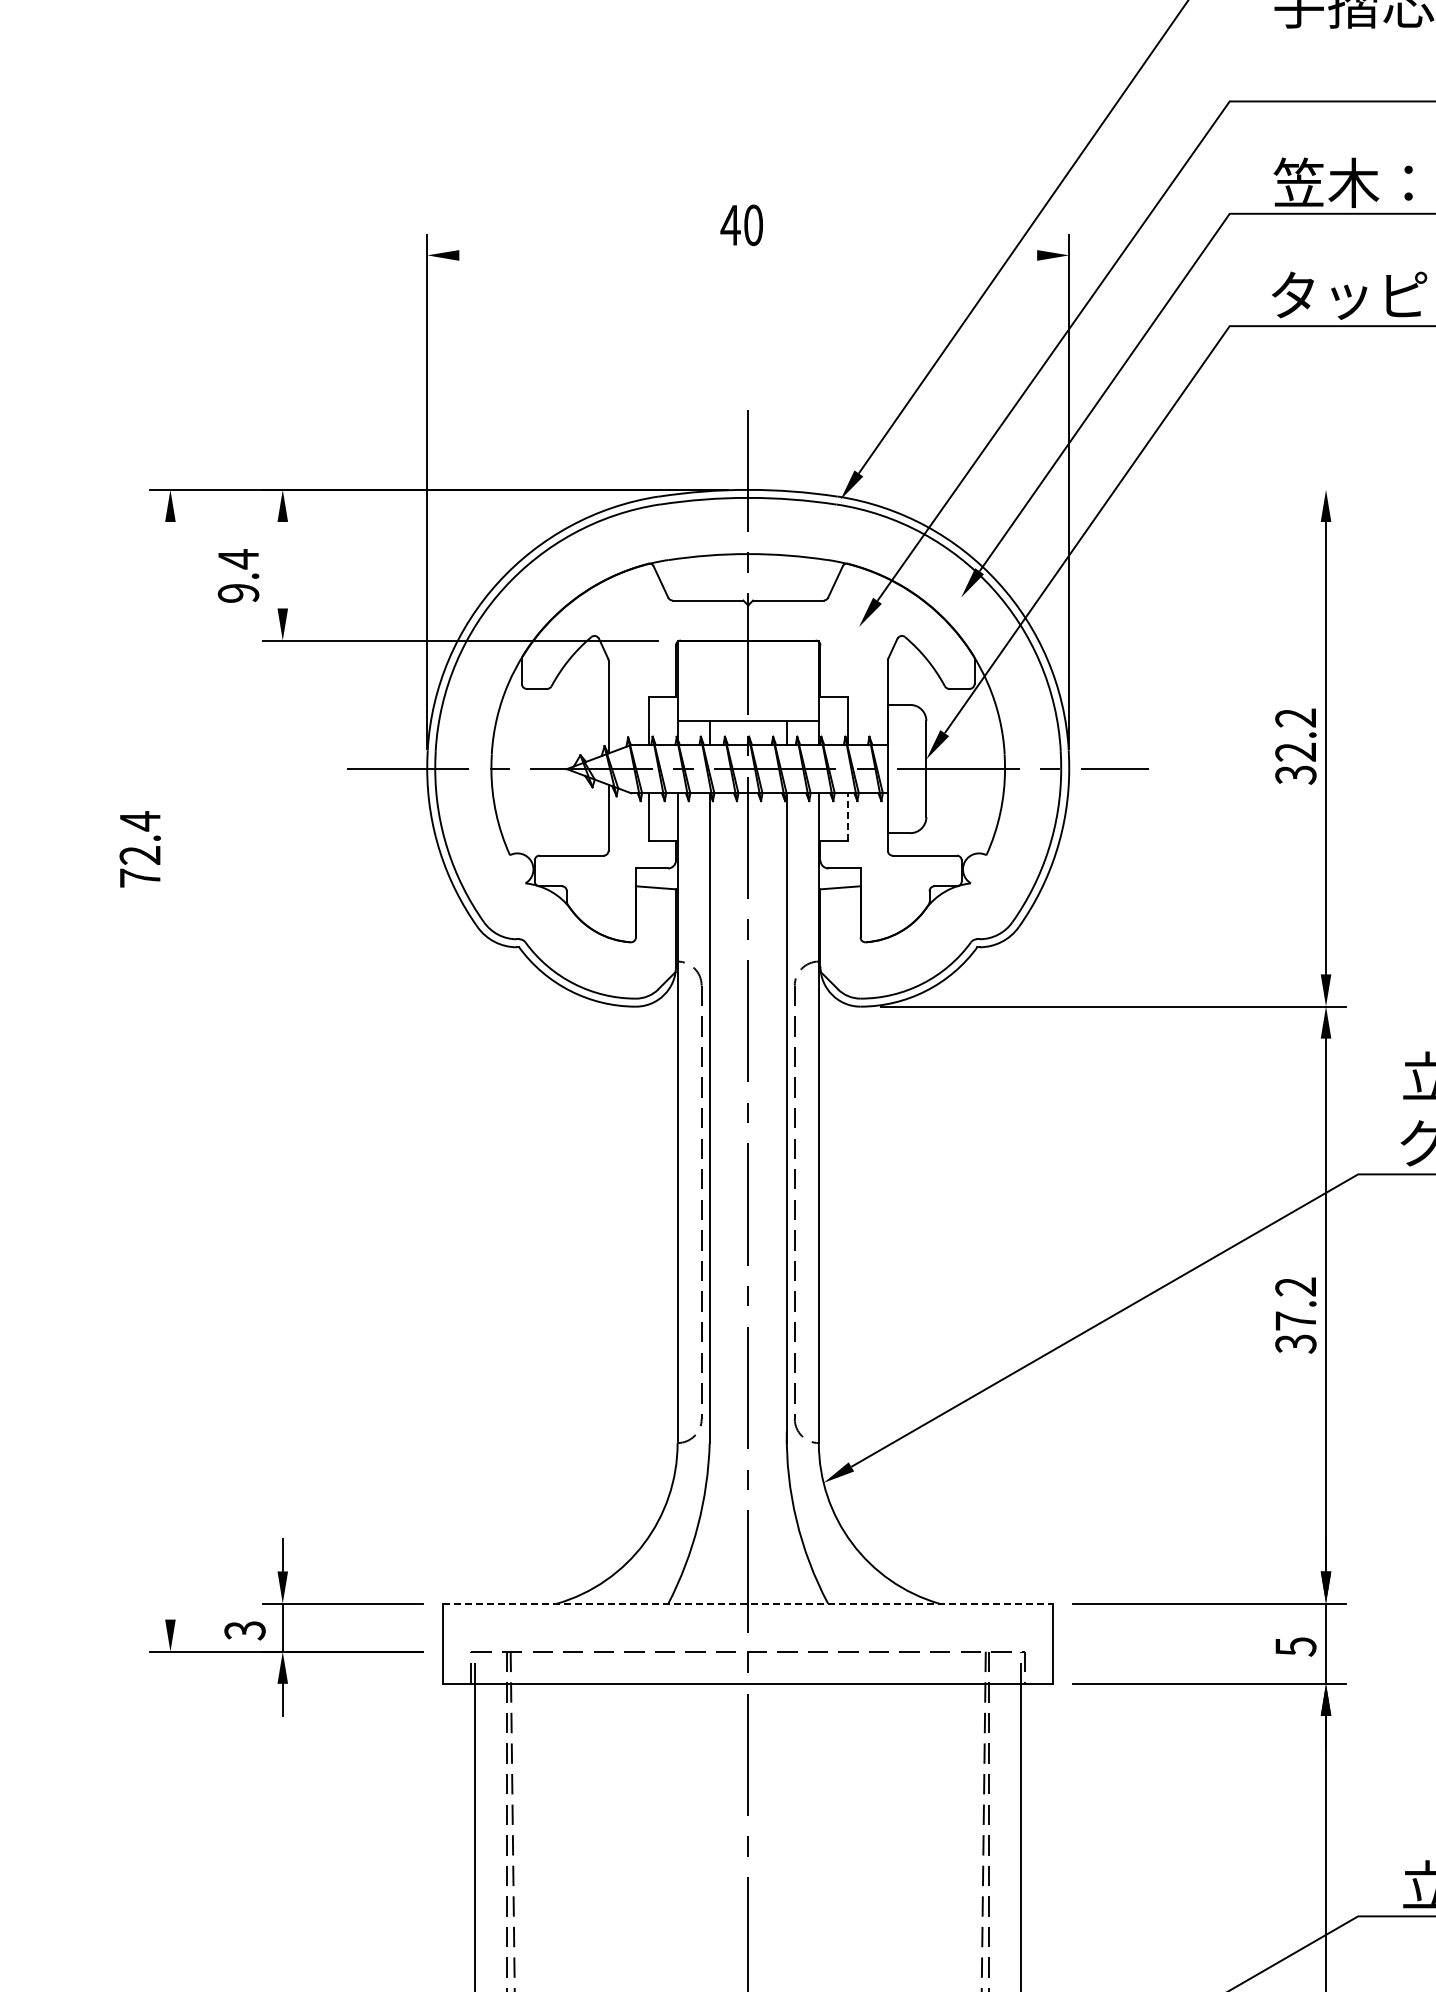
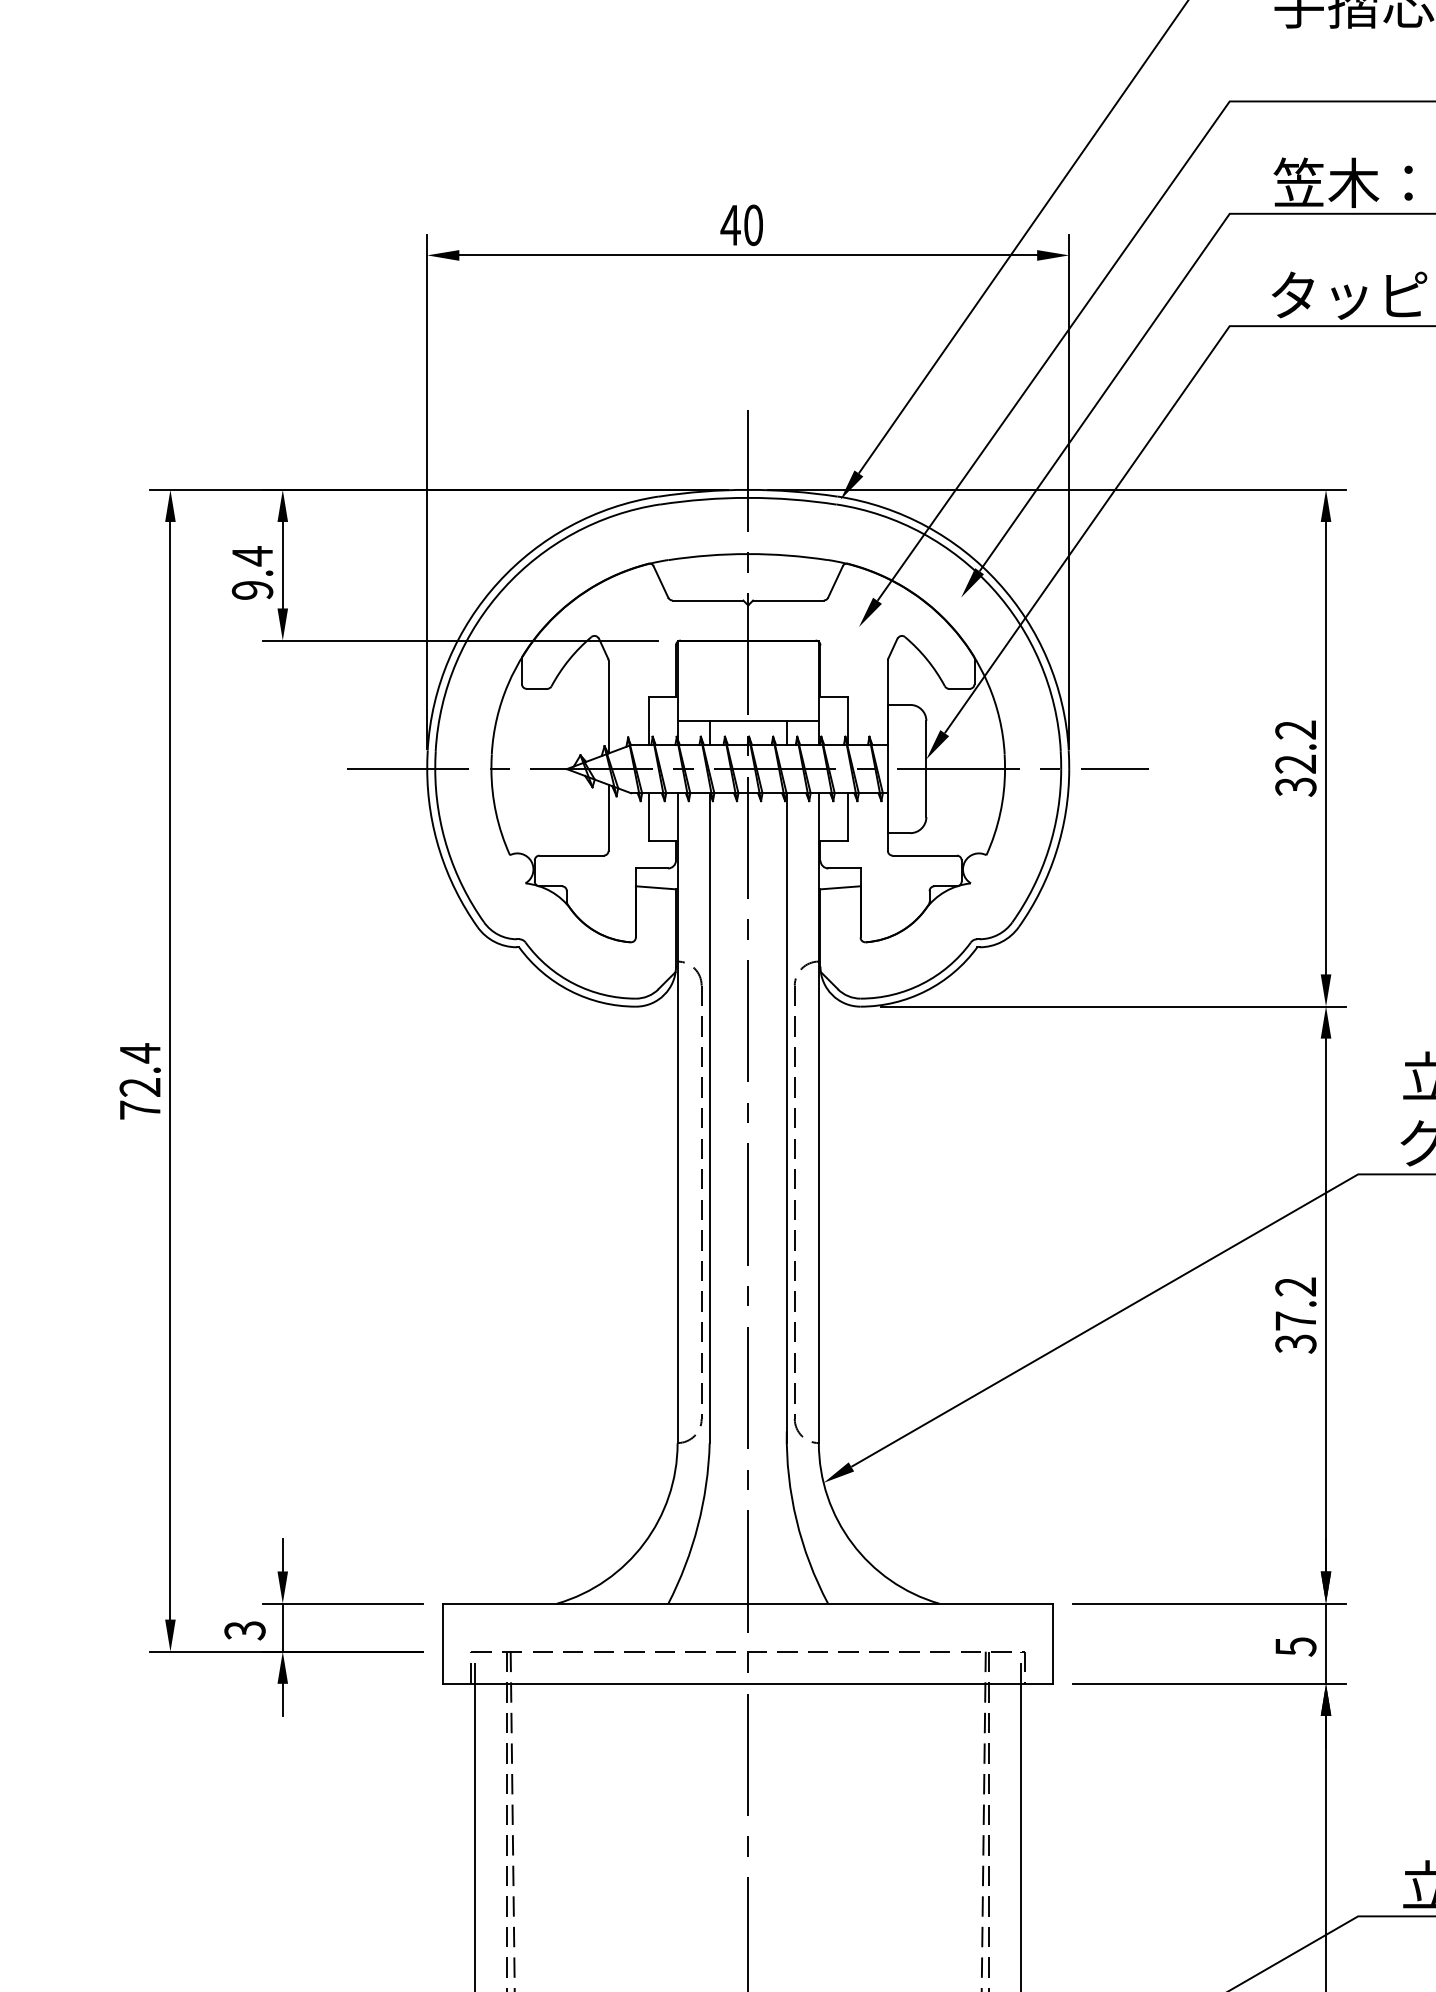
line: none -> present (748, 255)
line: none -> present (1057, 489)
line: none -> present (282, 564)
text position: (238, 575) -> (252, 572) (252, 572)
text position: (1295, 746) -> (1295, 758) (1295, 758)
line: dashed -> solid (847, 816)
text position: (139, 849) -> (139, 1081) (139, 1081)
line: none -> present (170, 1070)
line: dashed -> solid (748, 1603)
